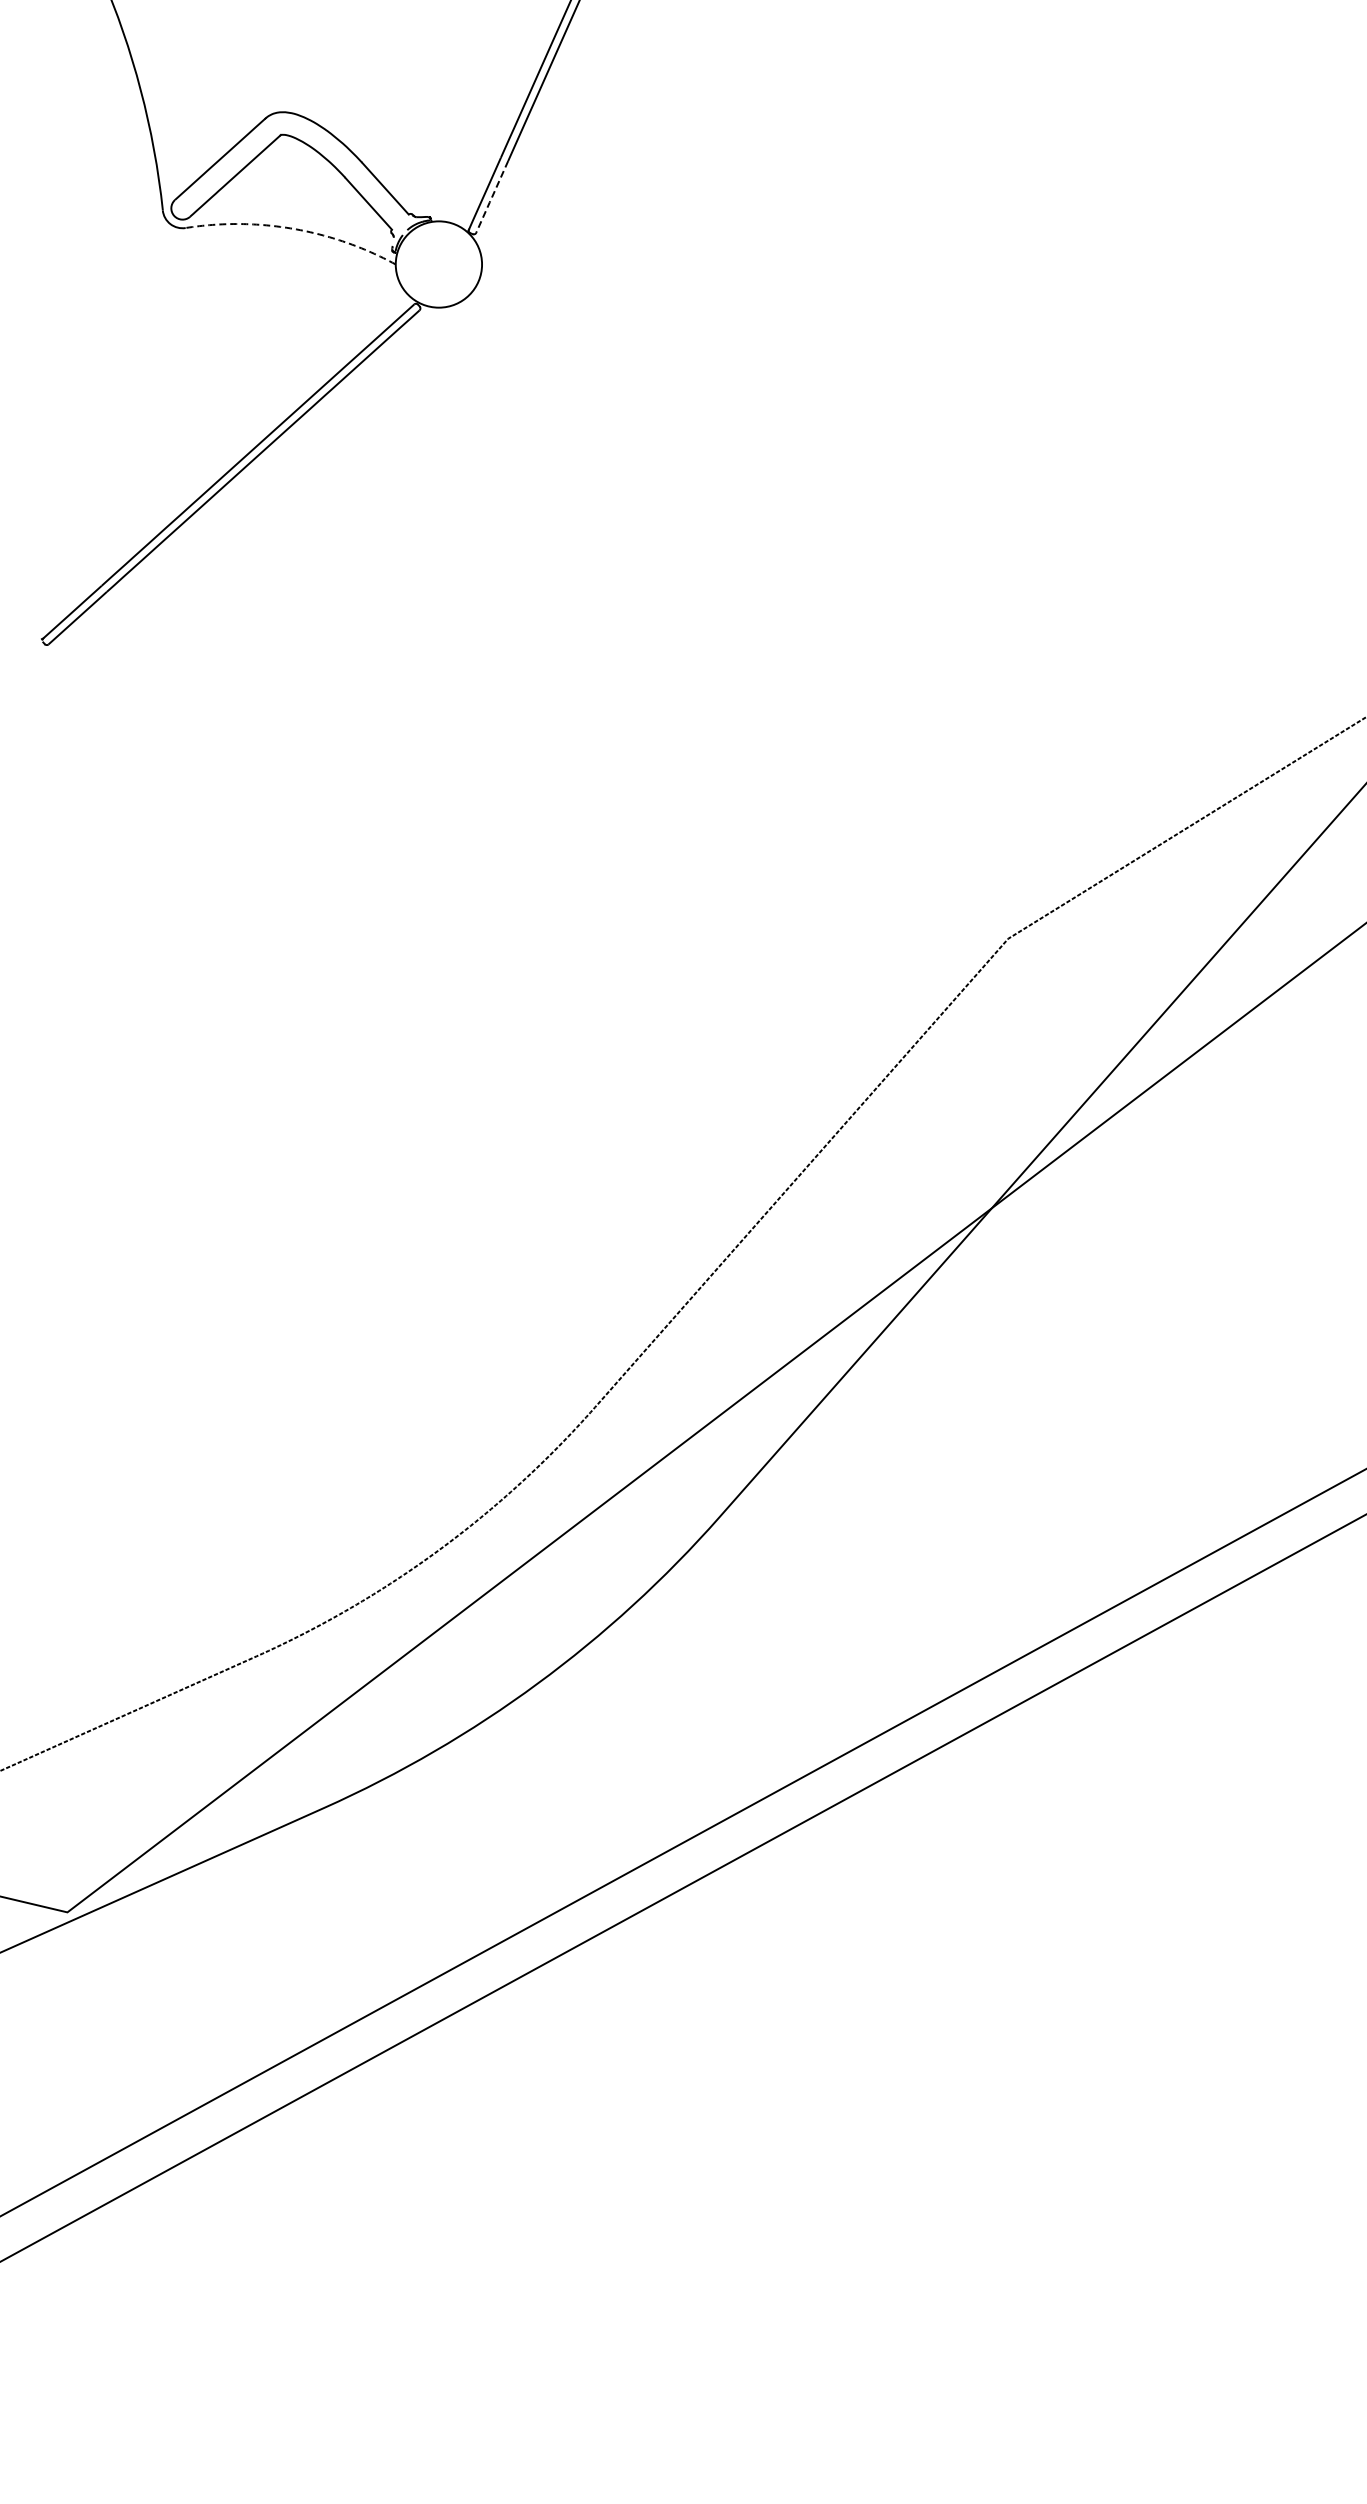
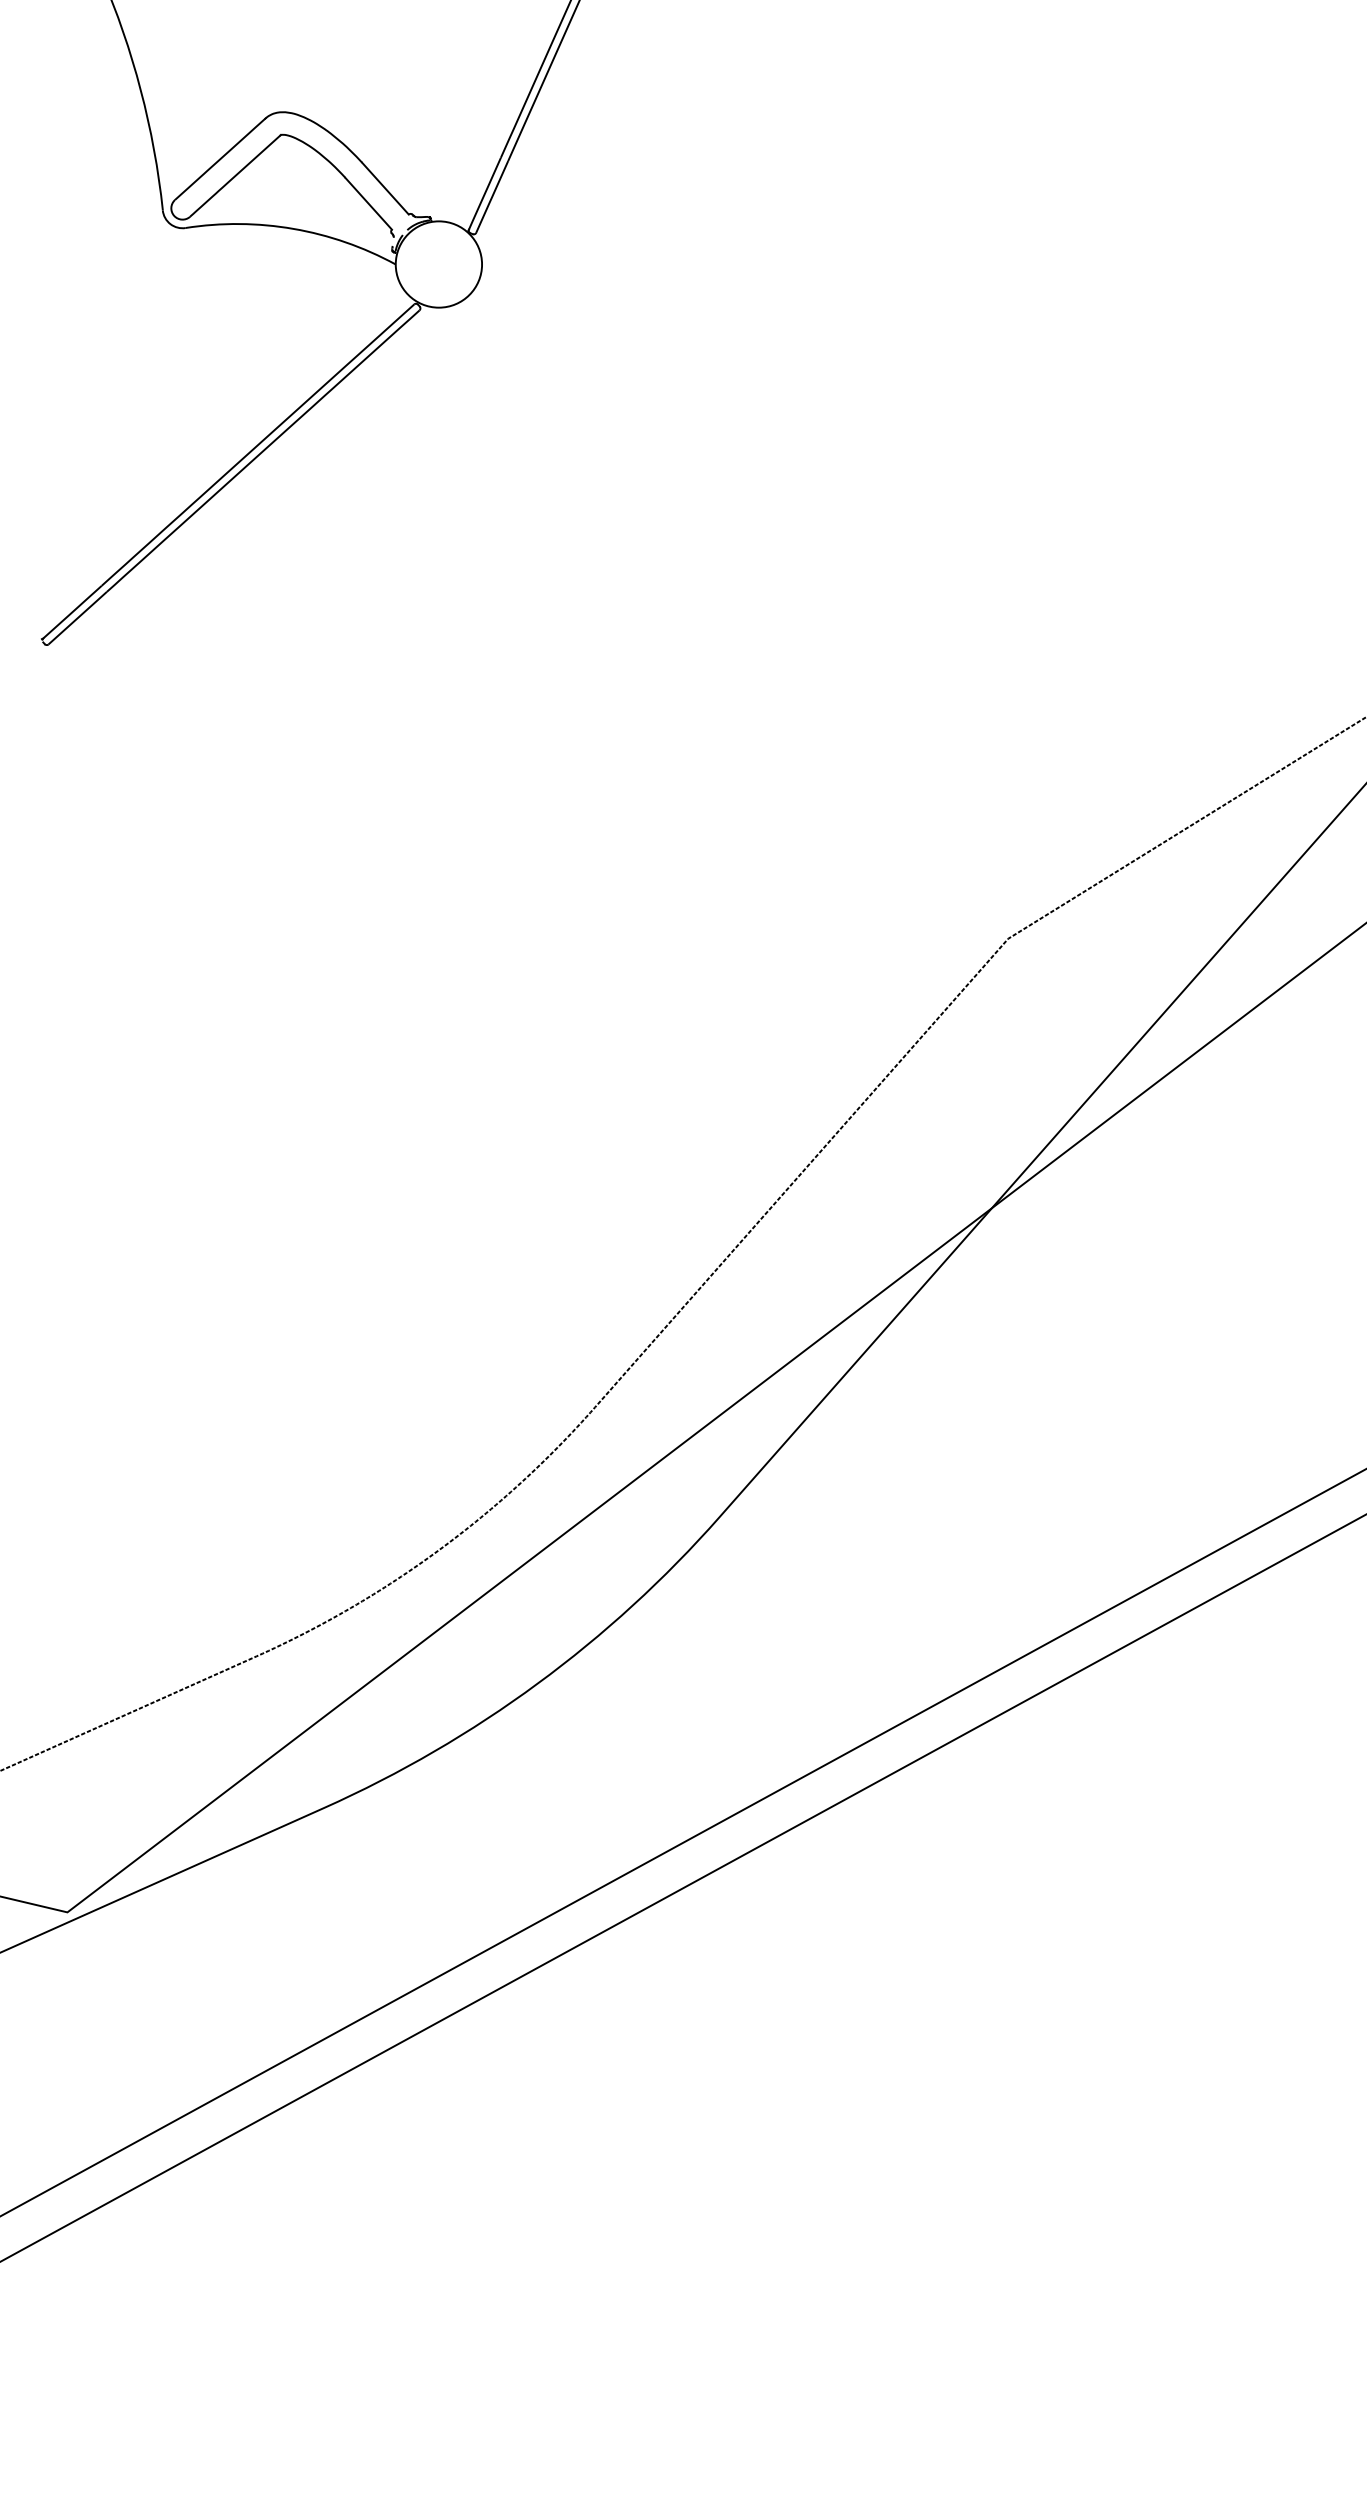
line: dashed -> solid (492, 197)
arc: dashed -> solid (293, 228)
